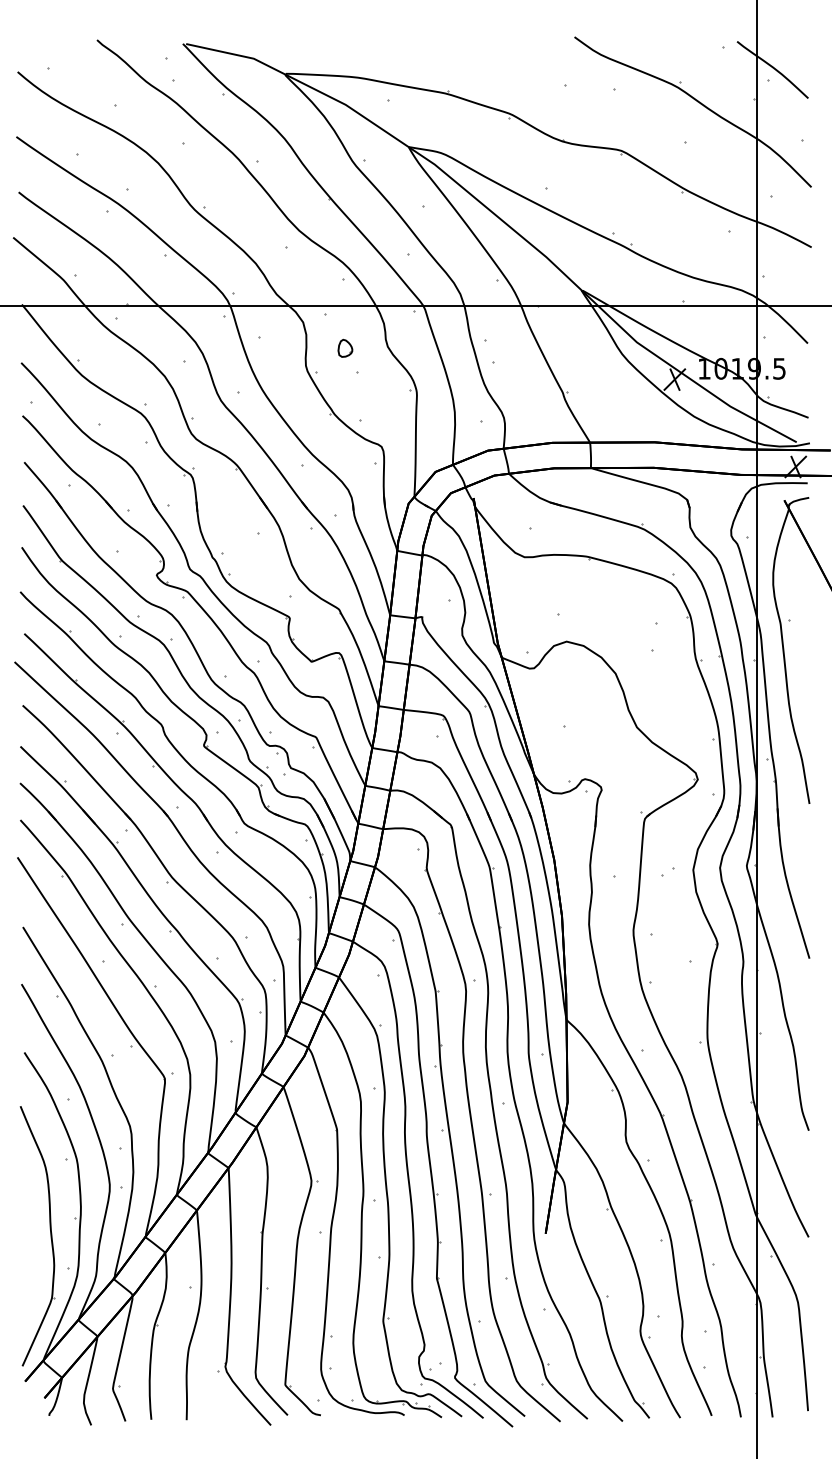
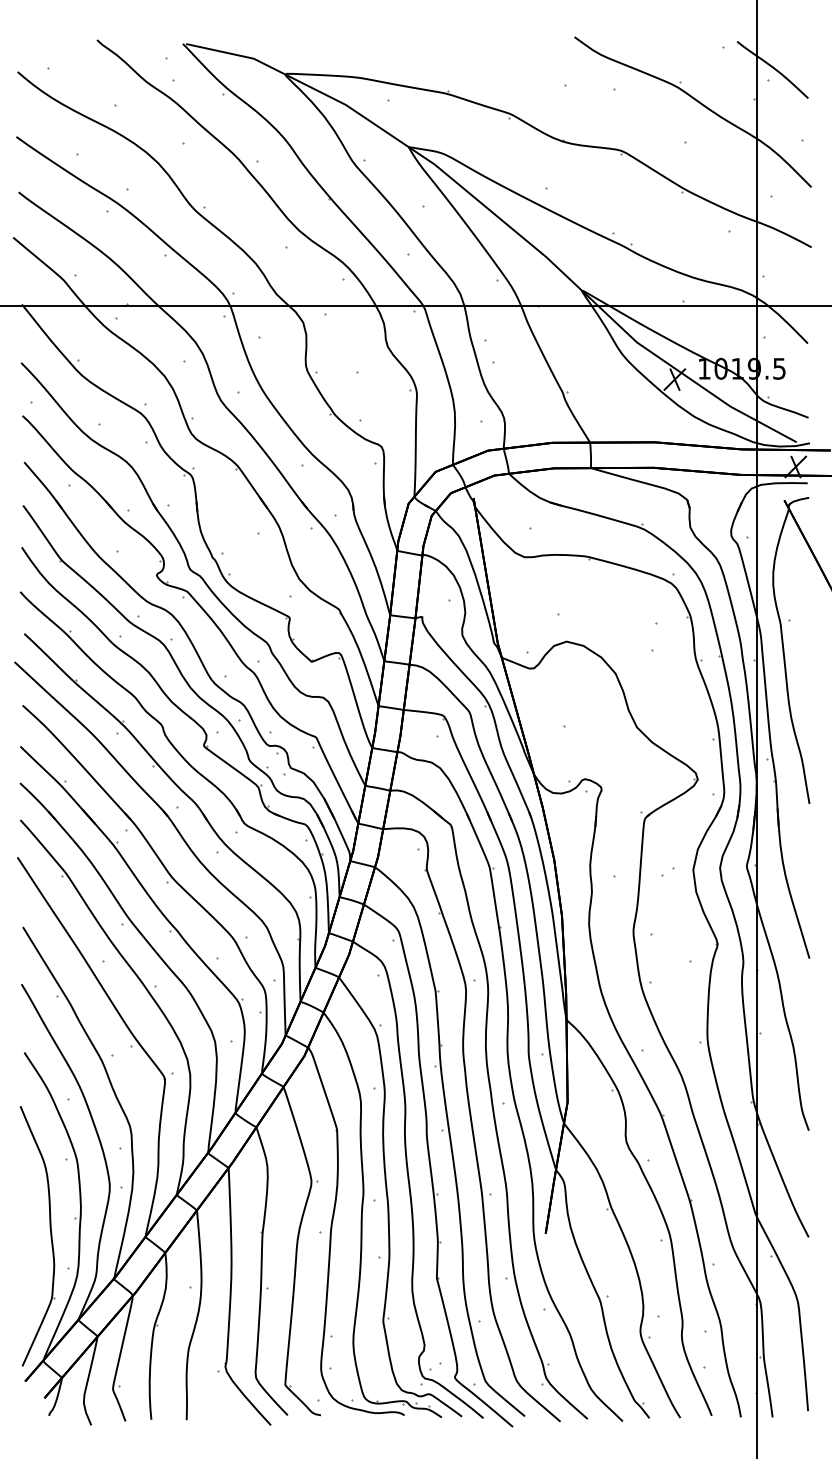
part: present -> none (345, 347)
